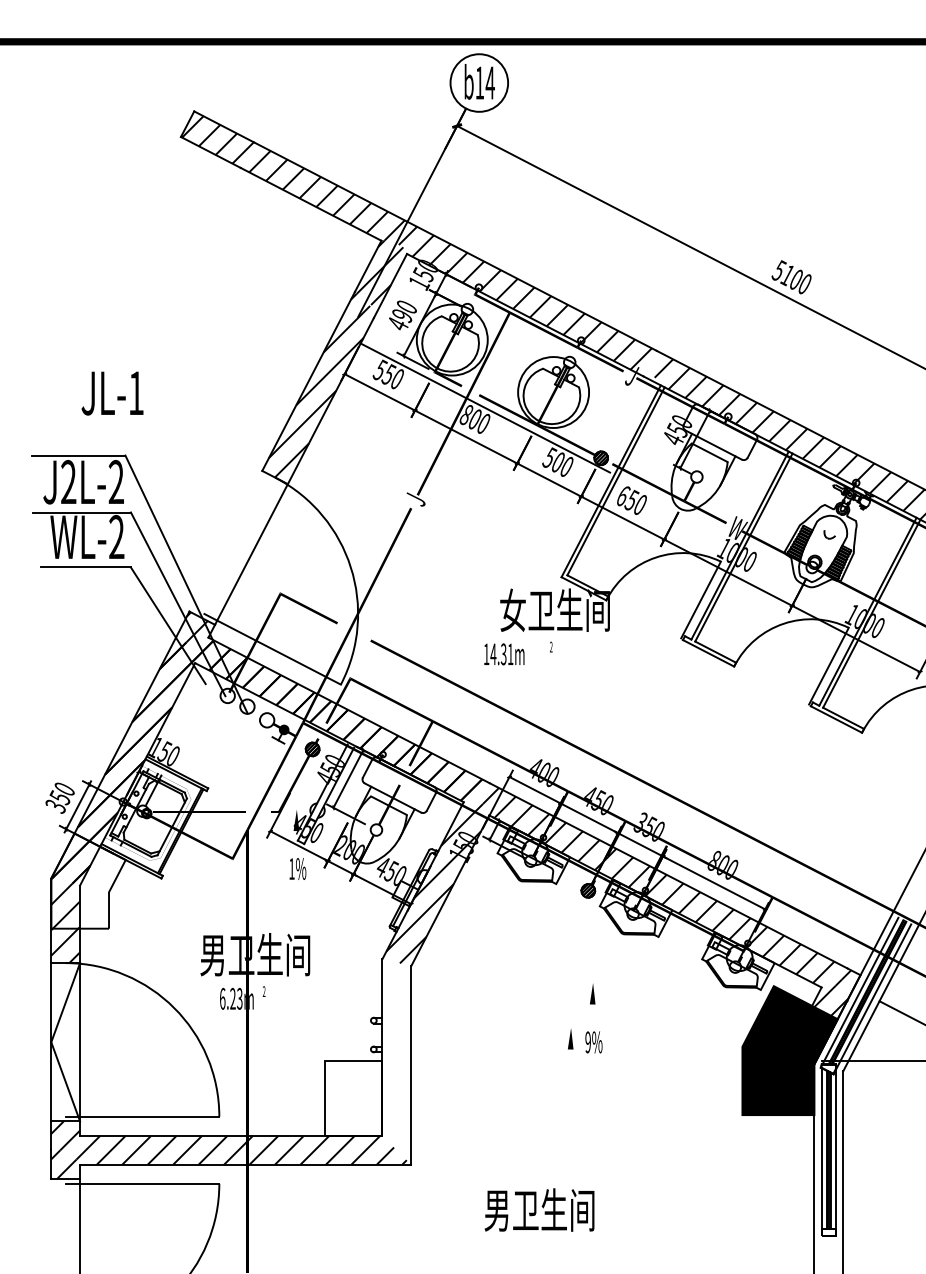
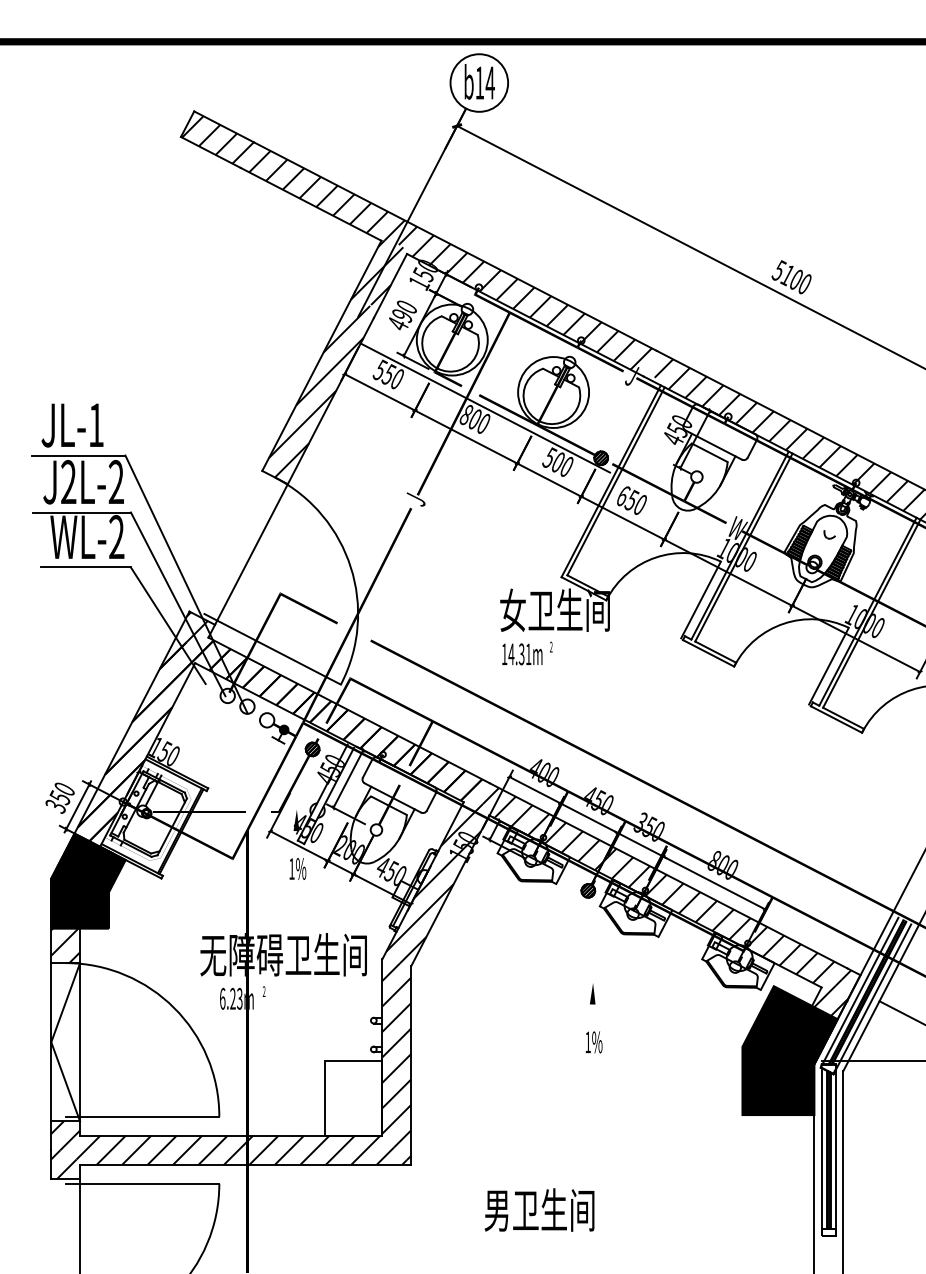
text position: (112, 393) -> (72, 425) (72, 425)
text position: (504, 654) -> (522, 654) (522, 654)
fill: none -> present (88, 880)
text: 男卫生间 -> 无障碍卫生间 (283, 954)
line: present -> none (570, 1038)
text: 9%%% -> 1%%% (587, 1042)
hatch: none -> present (396, 1061)
